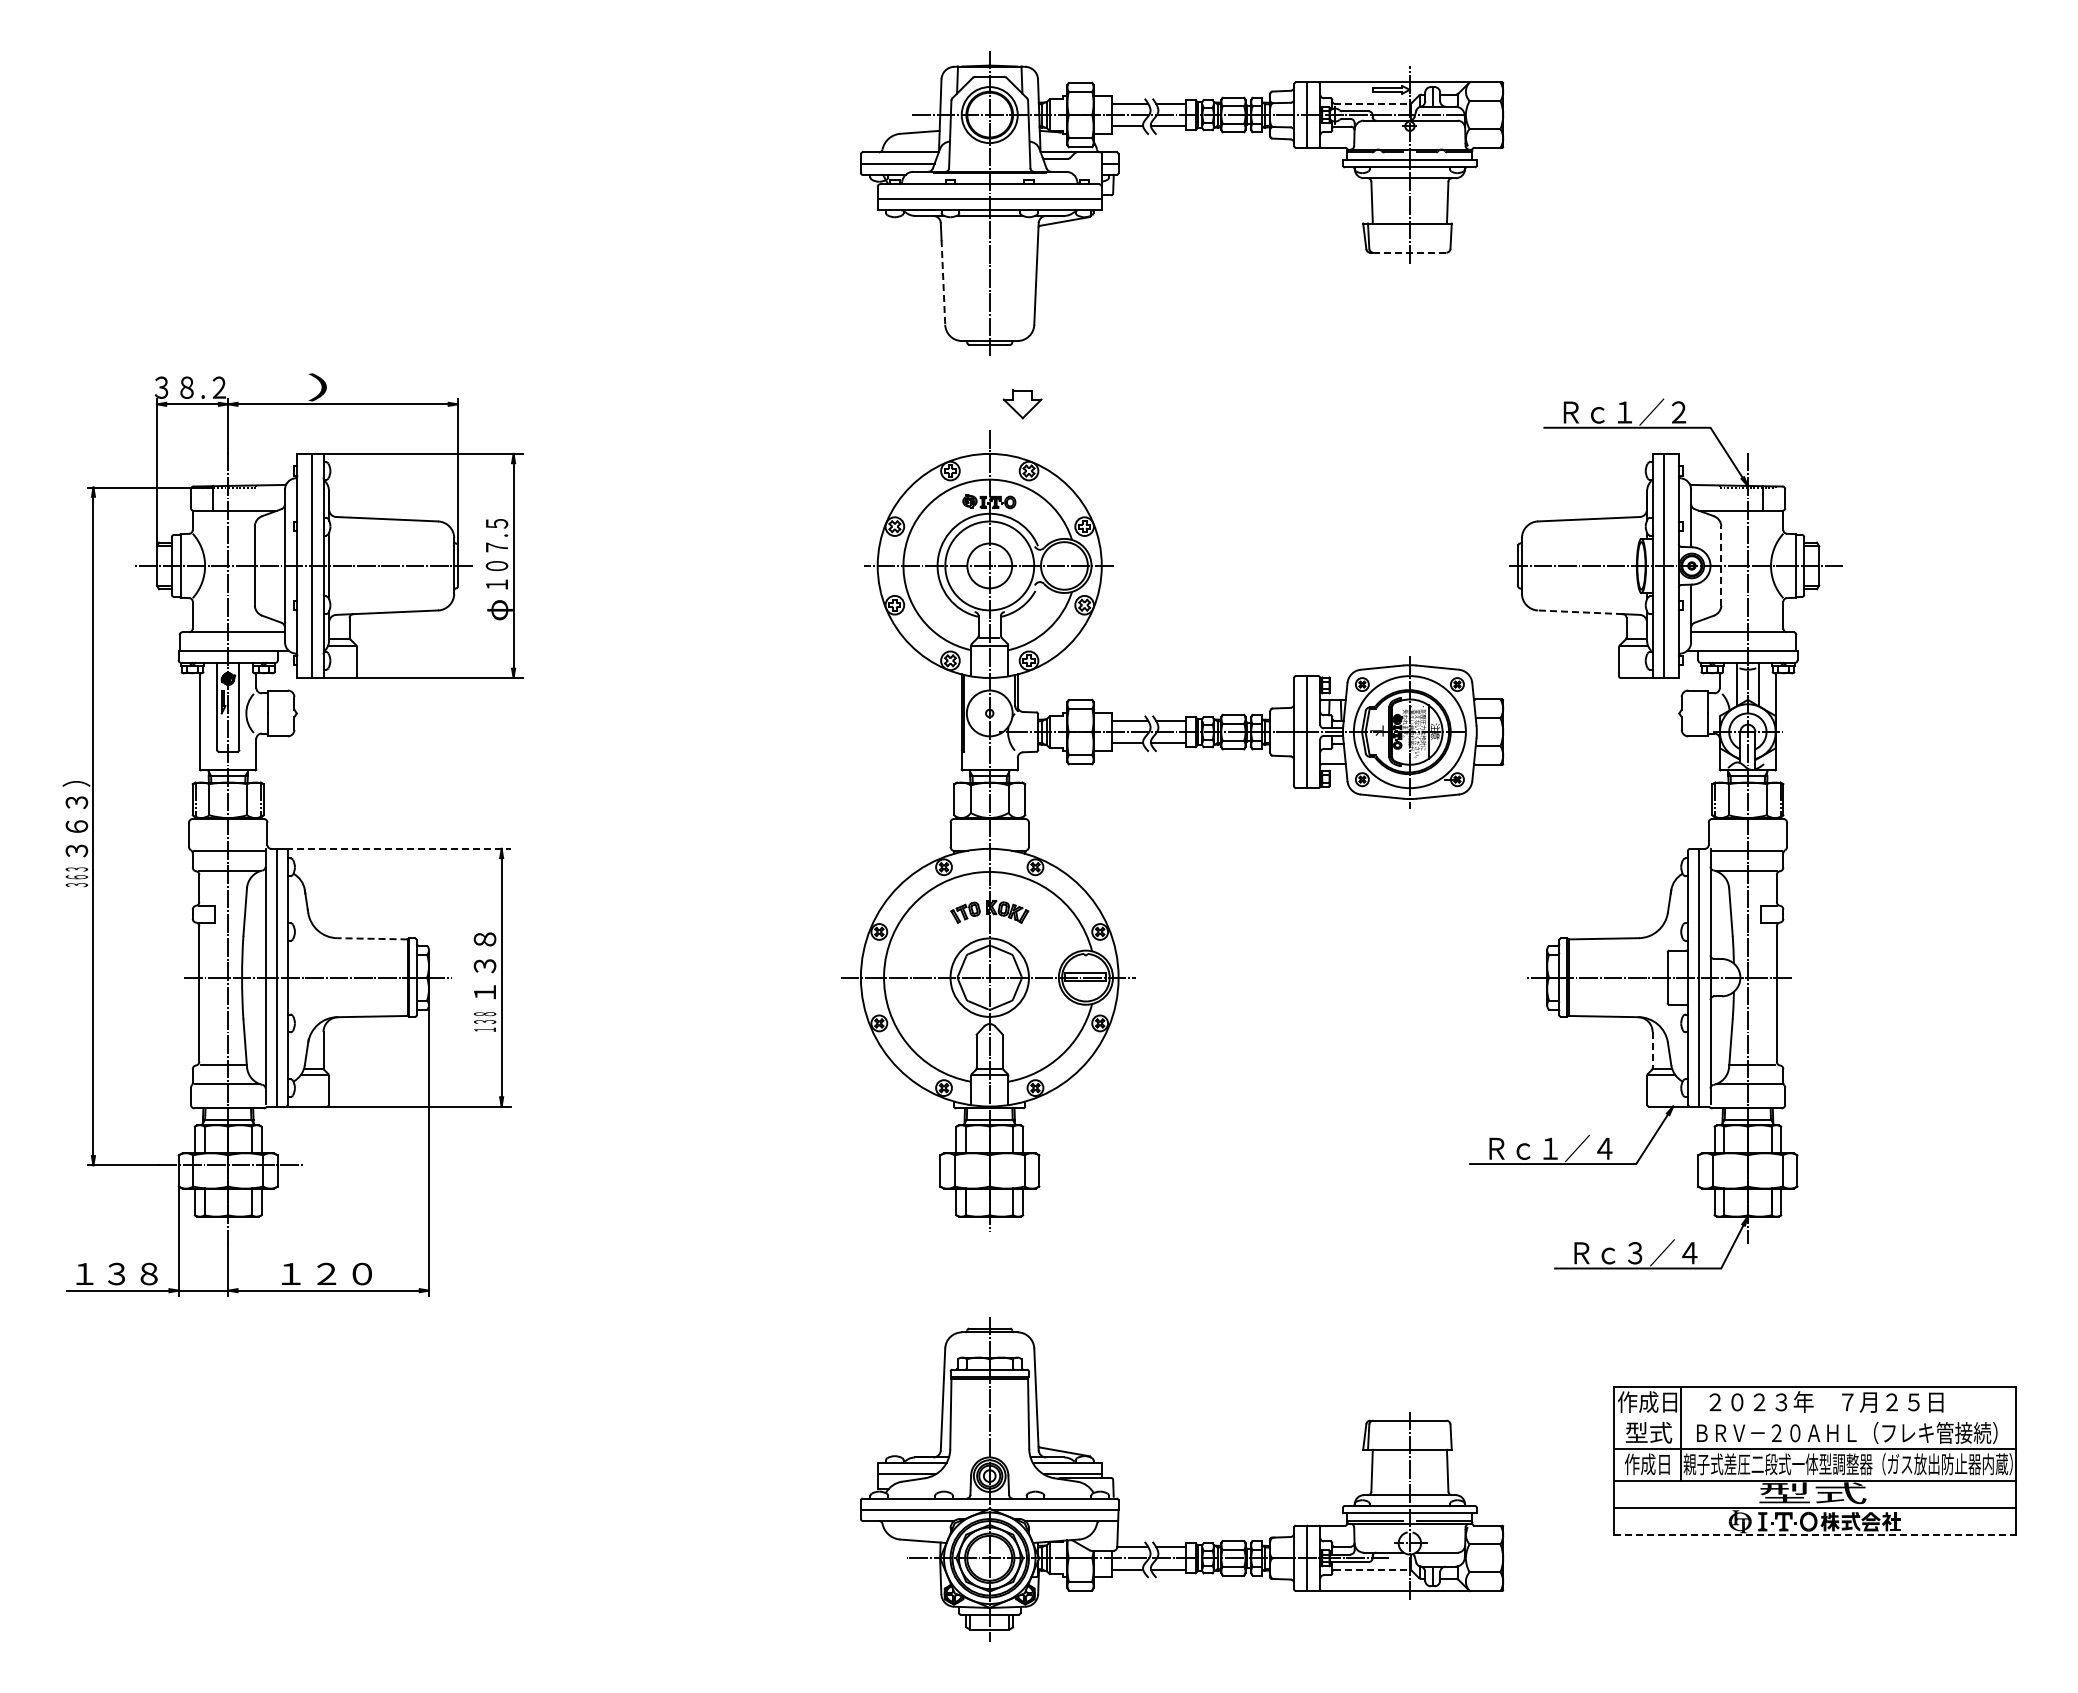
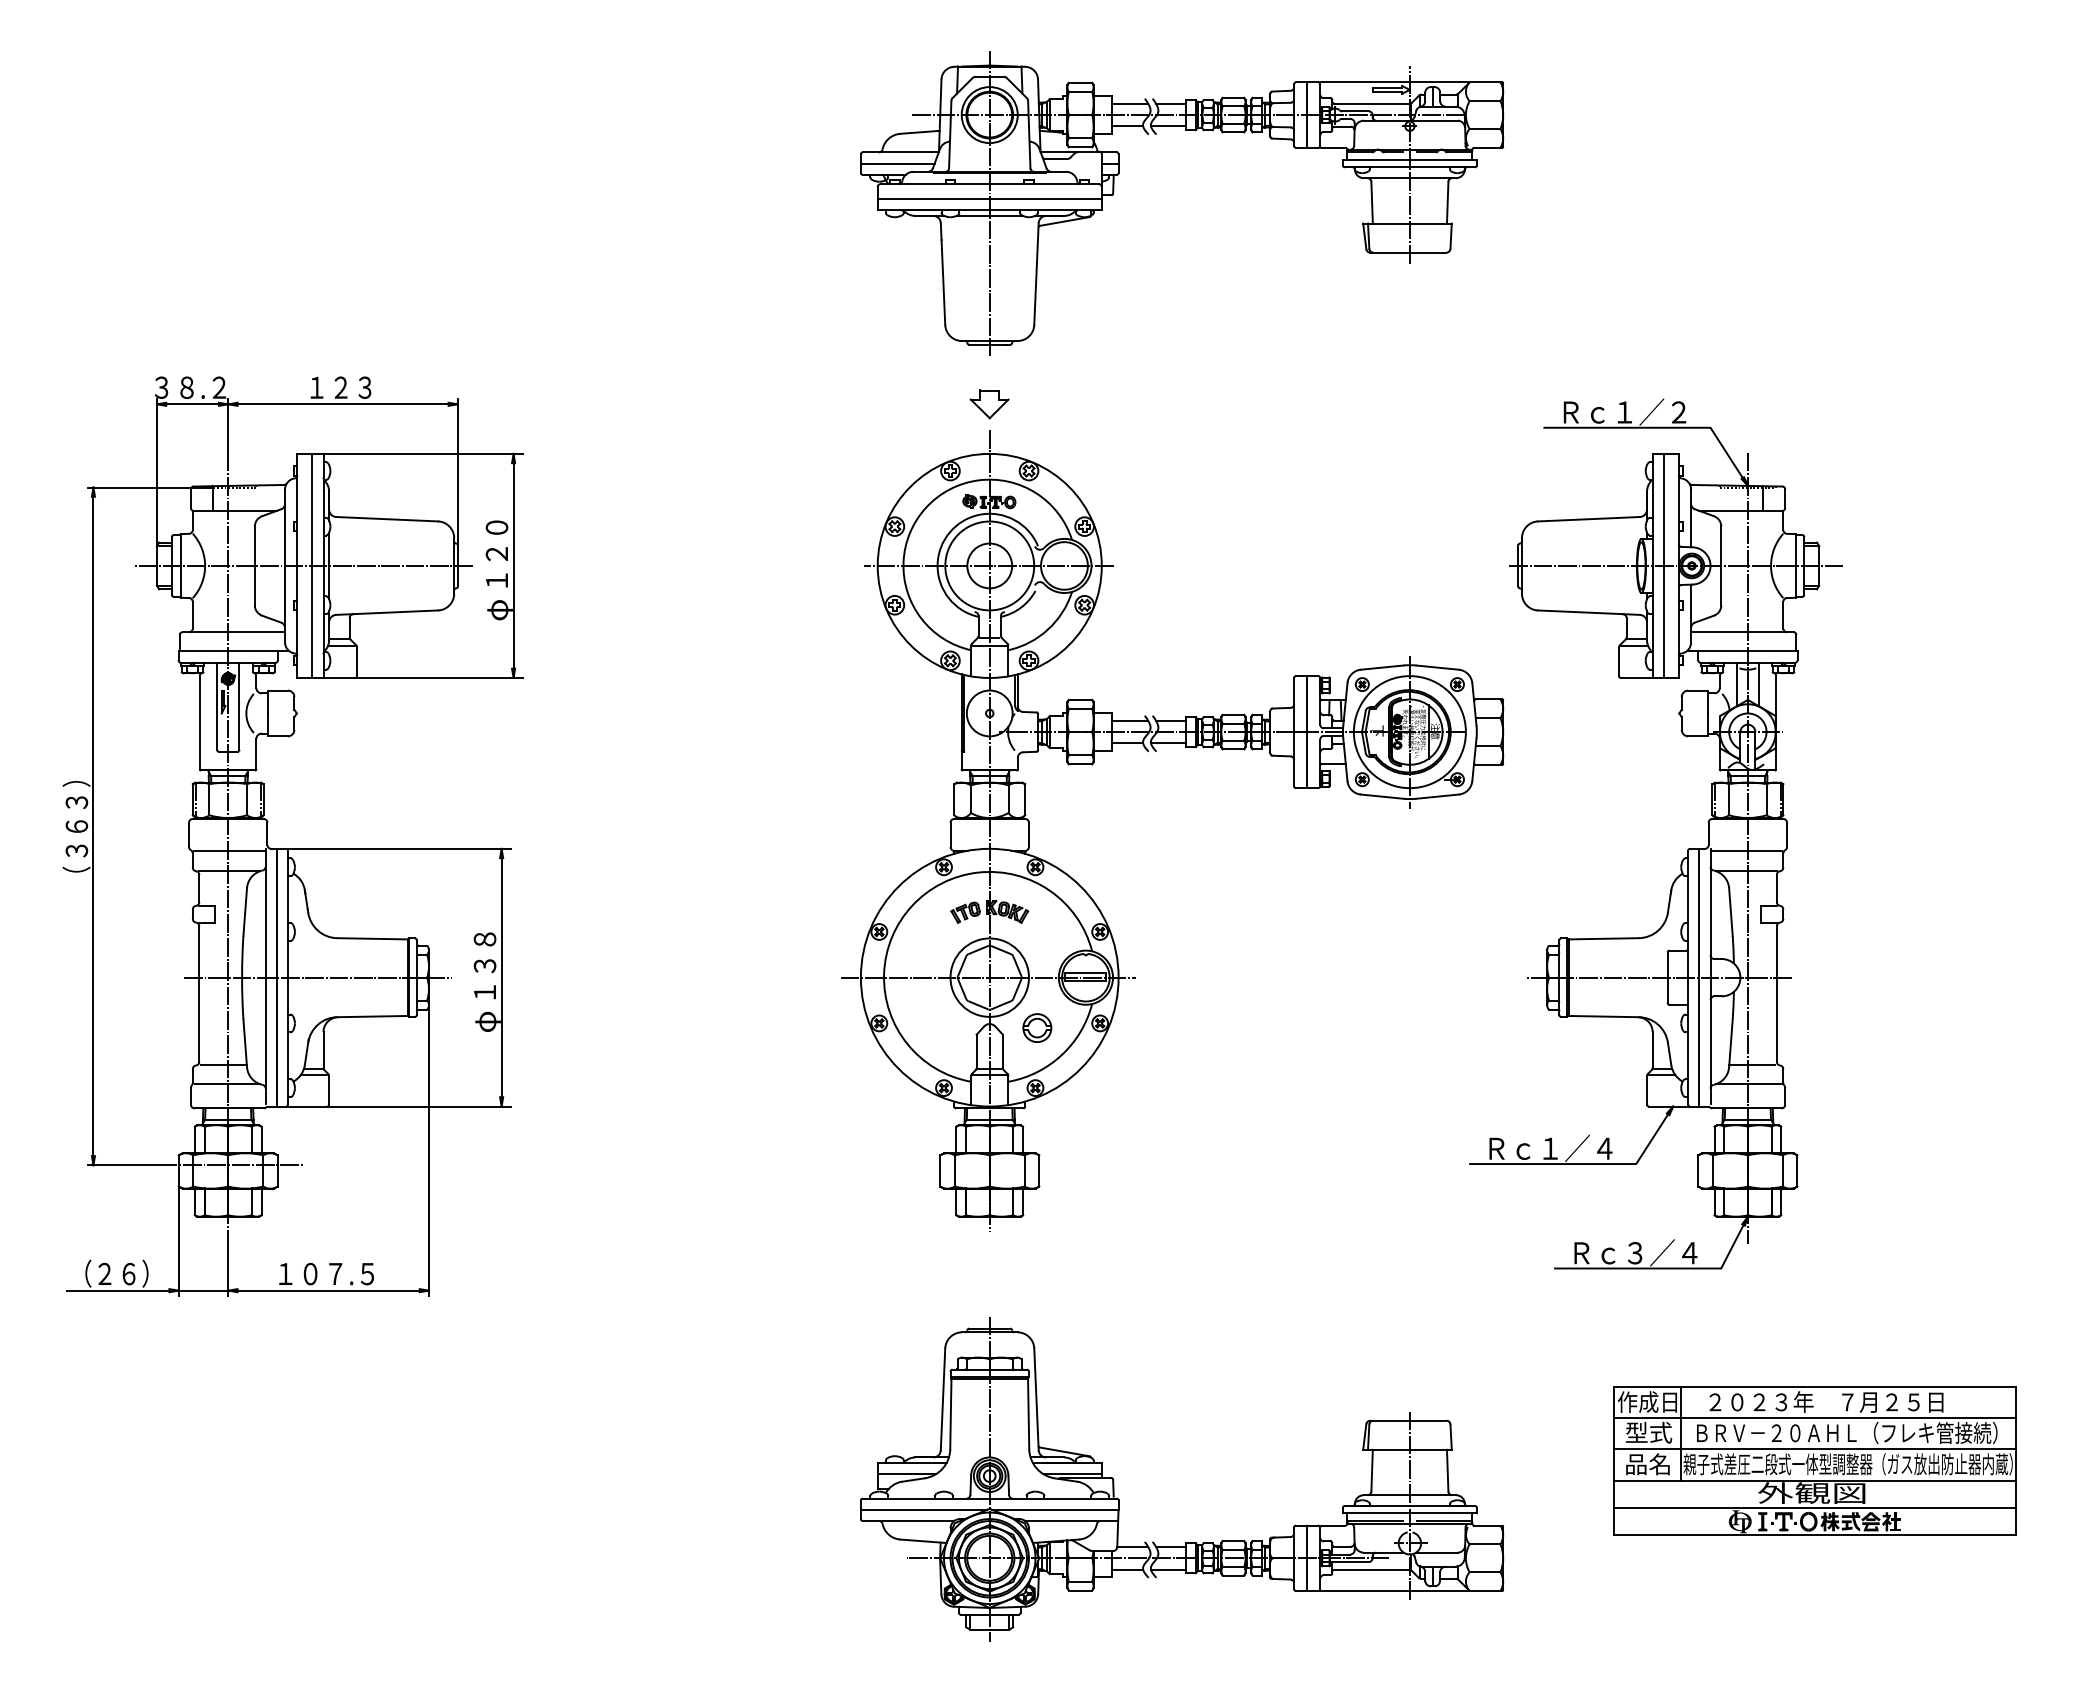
line: dashed -> solid (1371, 103)
line: dashed -> solid (1409, 252)
line: dashed -> solid (943, 282)
text: ） -> １２３ (339, 387)
part position: (1022, 404) -> (989, 404) (989, 404)
text: １０７.５ -> １２０ (496, 554)
line: dashed -> solid (1721, 565)
line: dashed -> solid (1580, 612)
line: dashed -> solid (399, 848)
text: ３６３ -> （ (76, 876)
line: dashed -> solid (371, 938)
text: １３８ -> φ (486, 1021)
part: none -> present (1037, 1027)
line: dashed -> solid (1652, 1049)
text: １３８ -> （２６） (116, 1273)
text: １２０ -> １０７.５ (326, 1273)
line: none -> present (1814, 1418)
text: 作成日 -> 品名 (1647, 1464)
text: 型式 -> 外観図 (1812, 1493)
line: dashed -> solid (1814, 1535)
line: dashed -> solid (1371, 1569)
